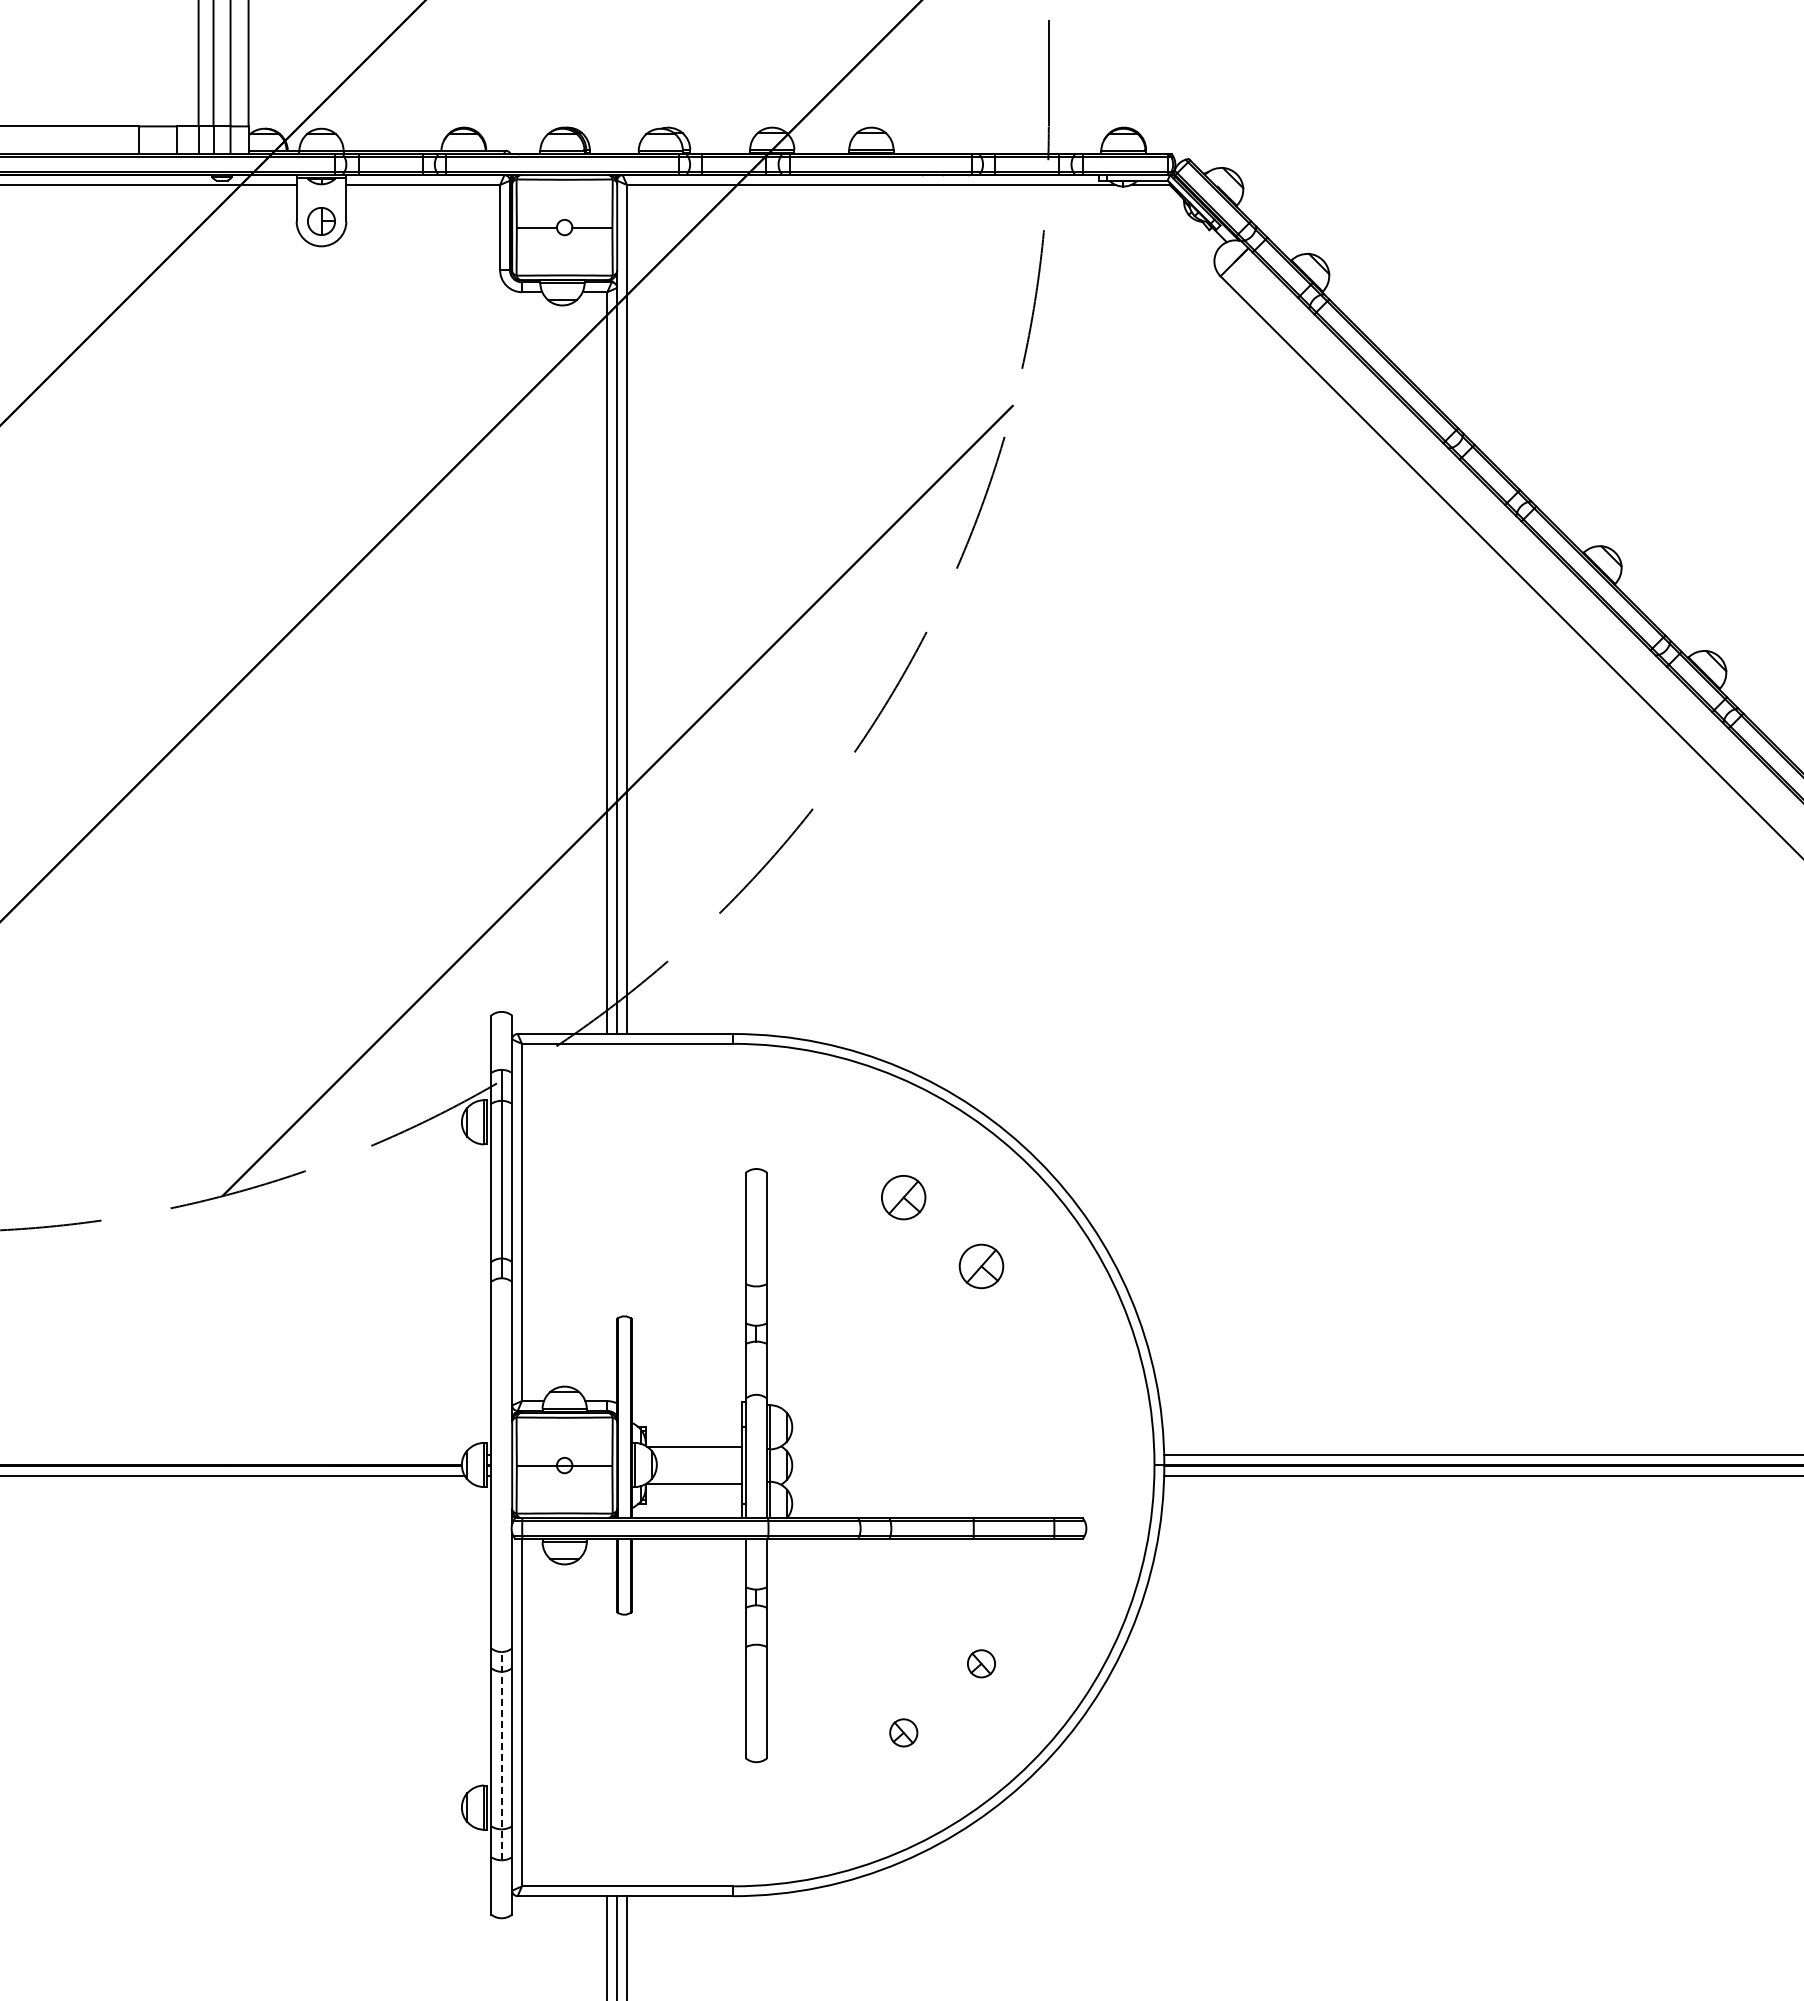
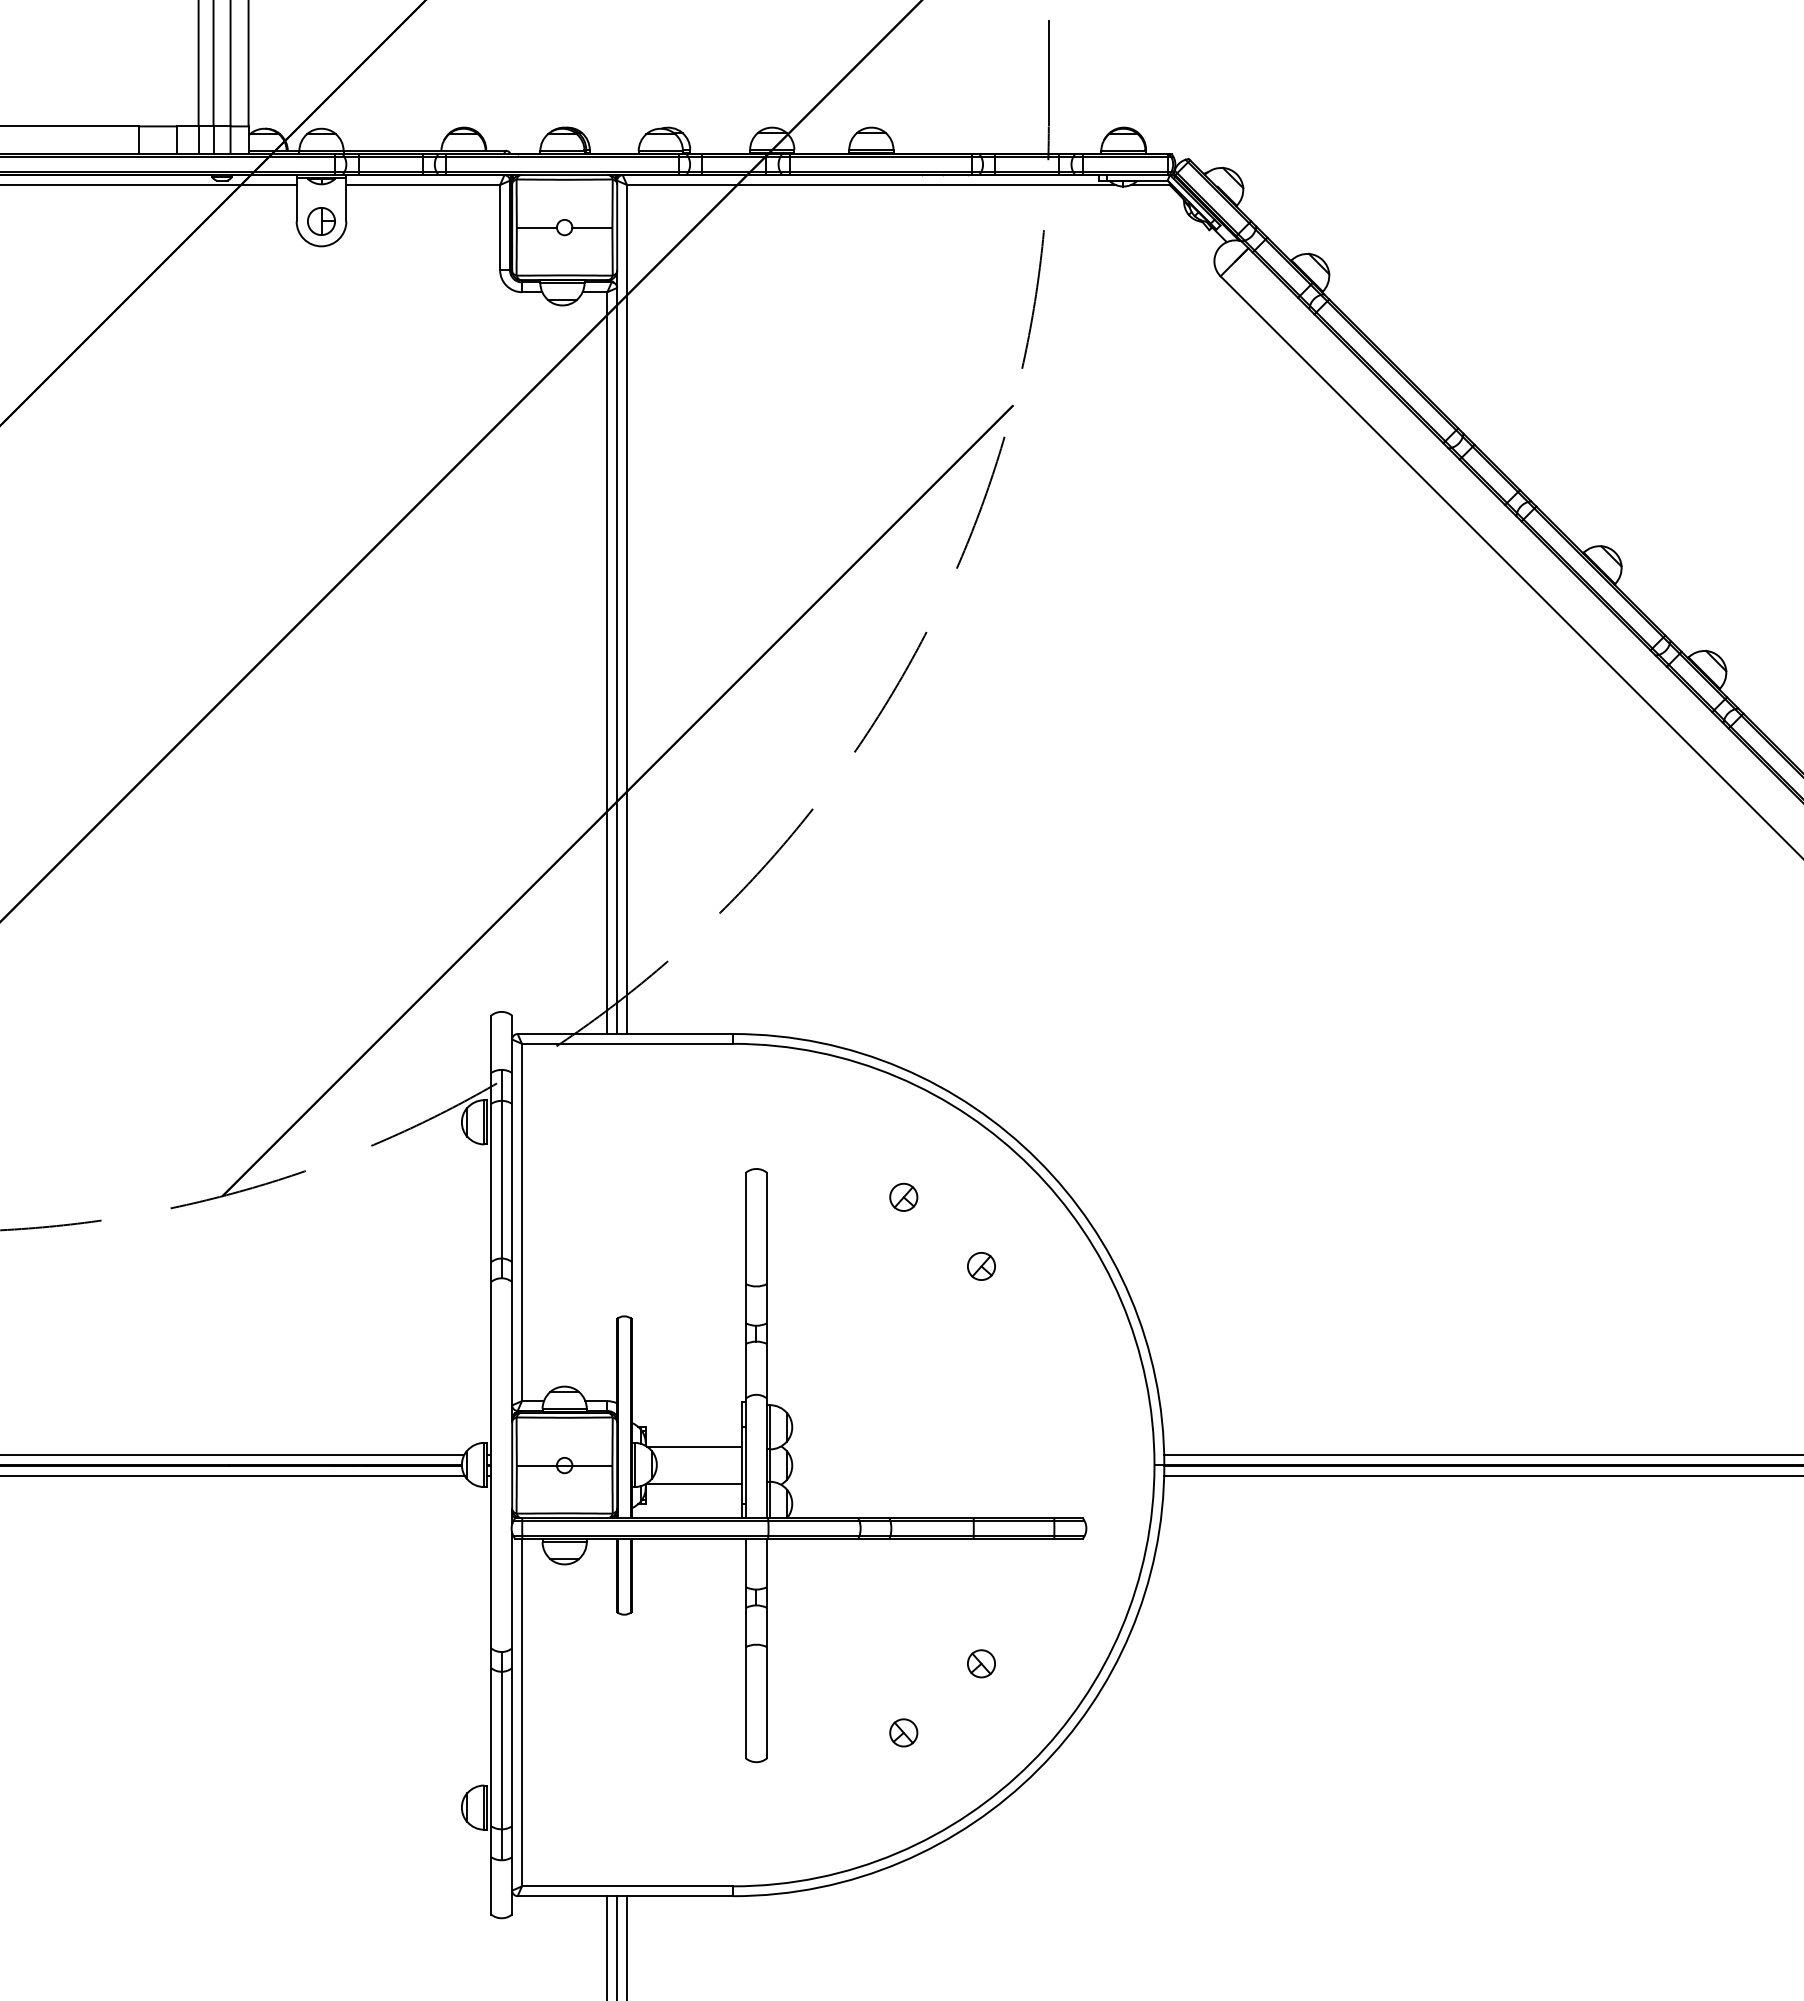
part size: 46x46 px -> 30x30 px (903, 1196)
part size: 47x47 px -> 29x29 px (981, 1266)
line: none -> present (233, 1455)
line: dashed -> solid (501, 1755)
